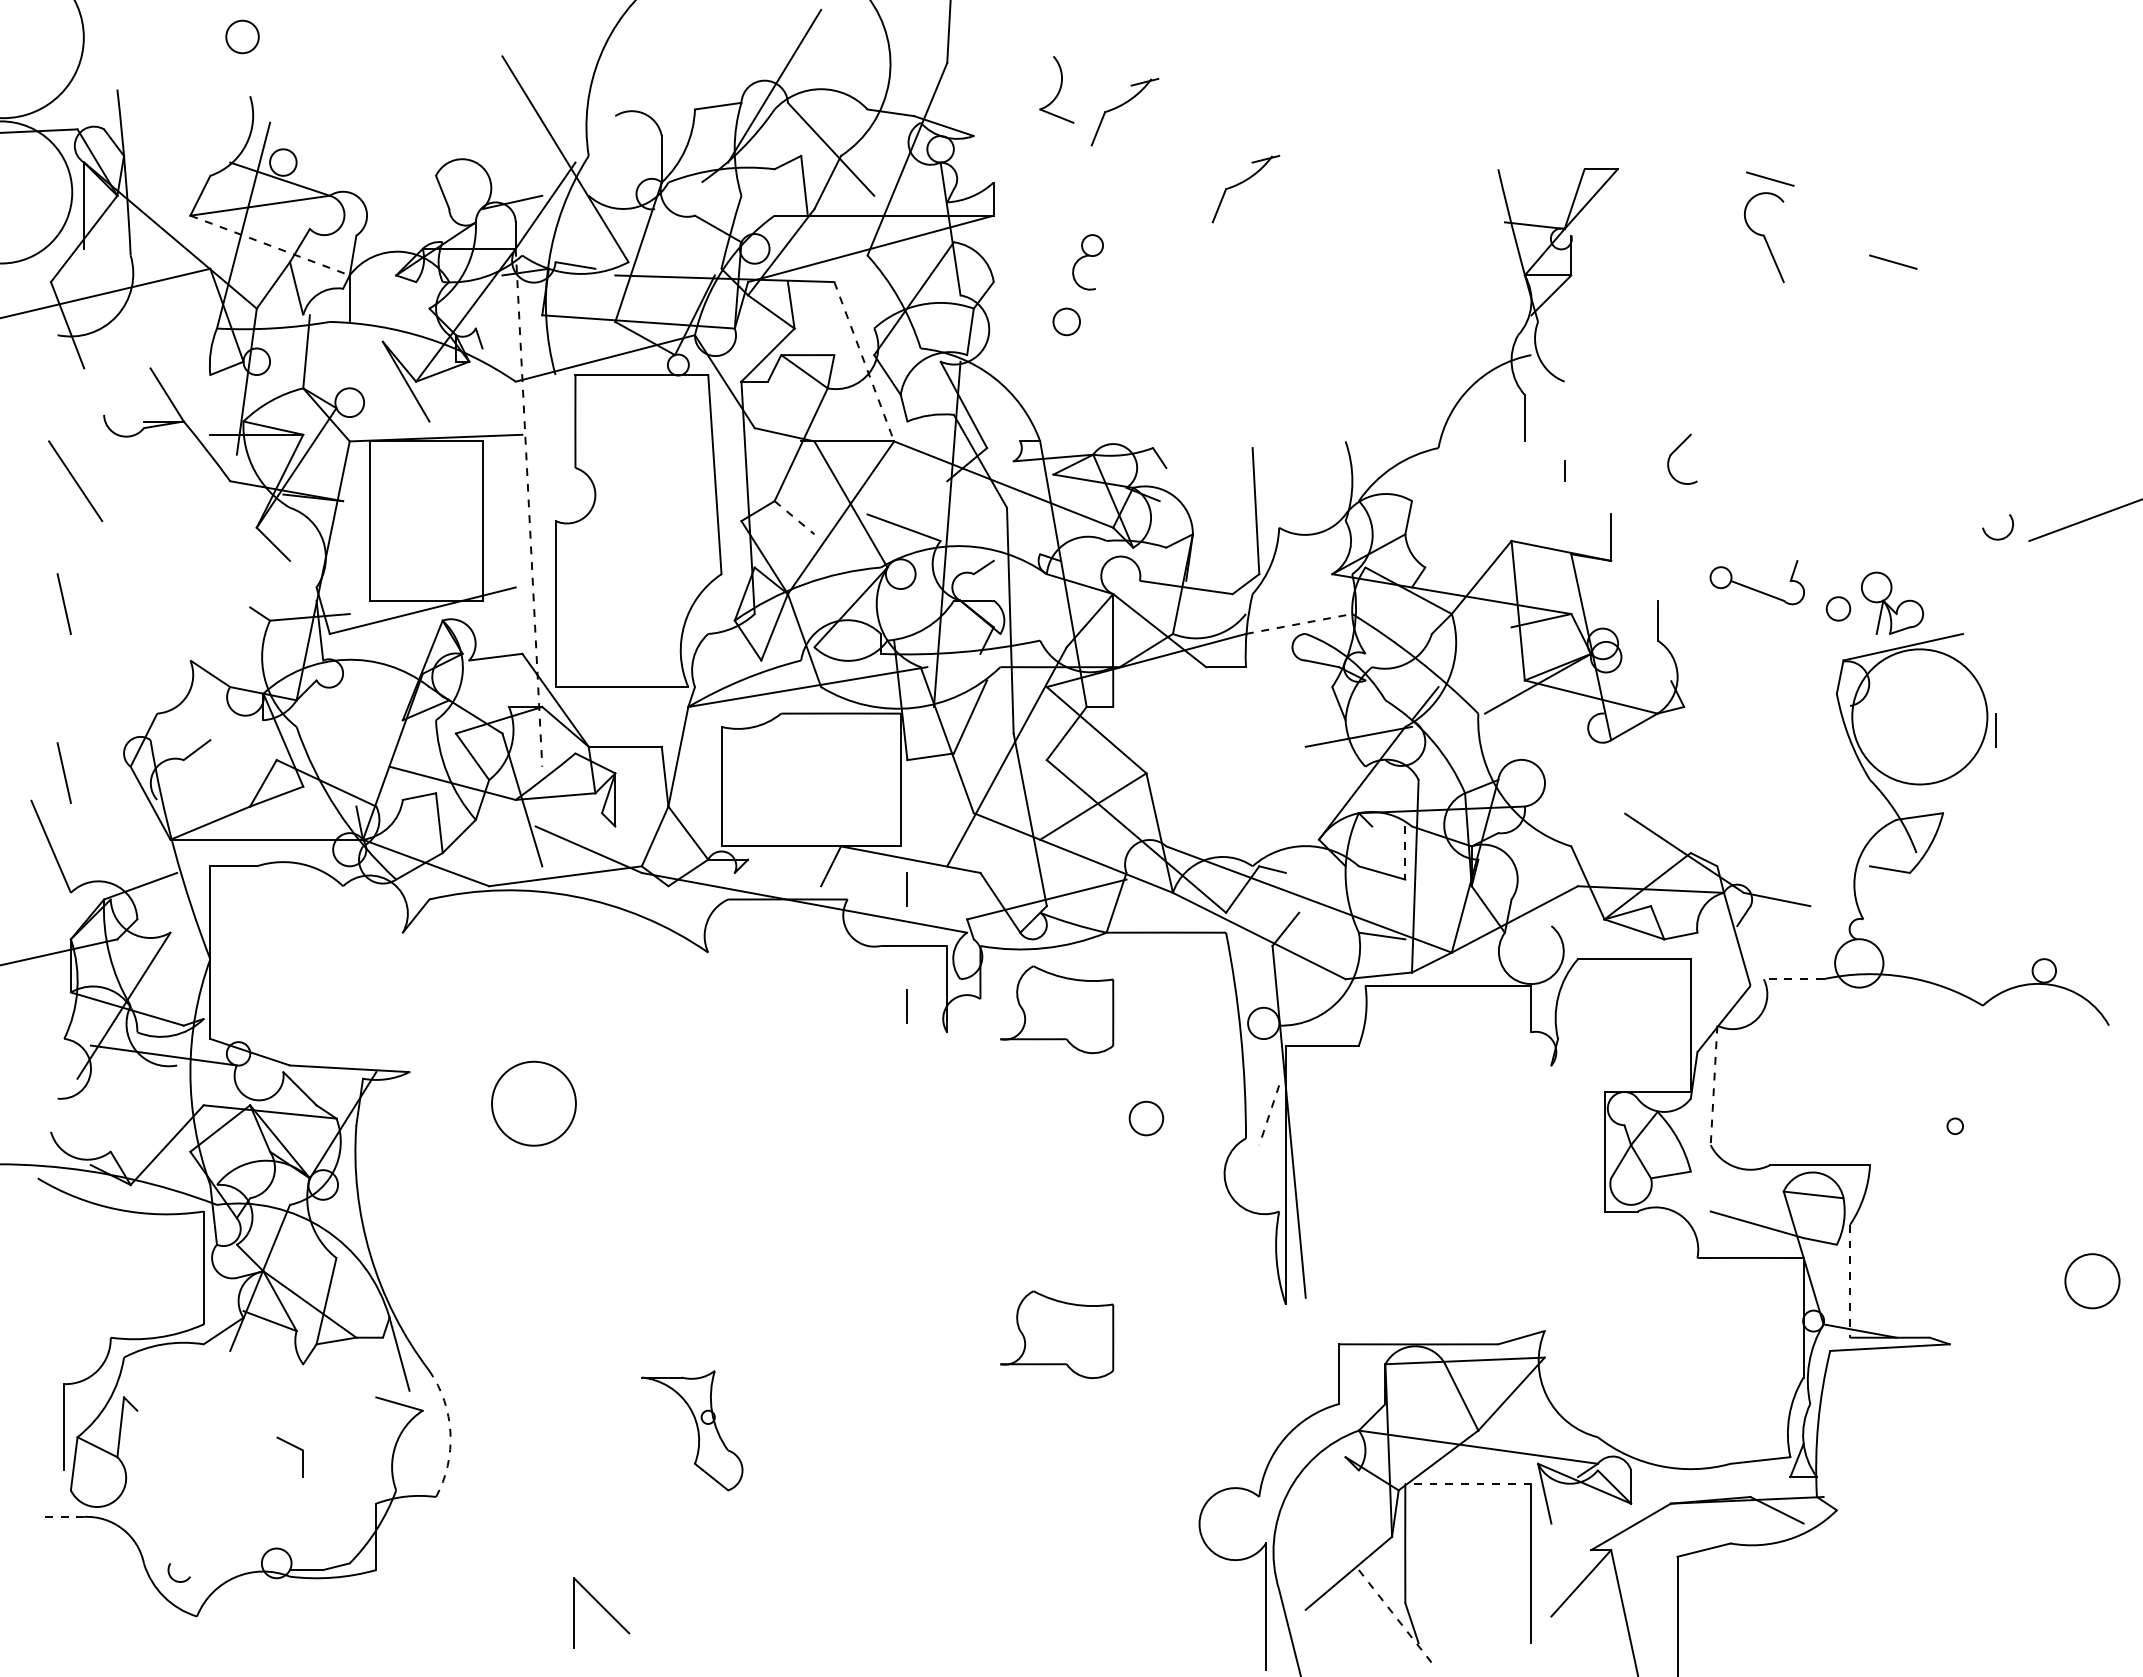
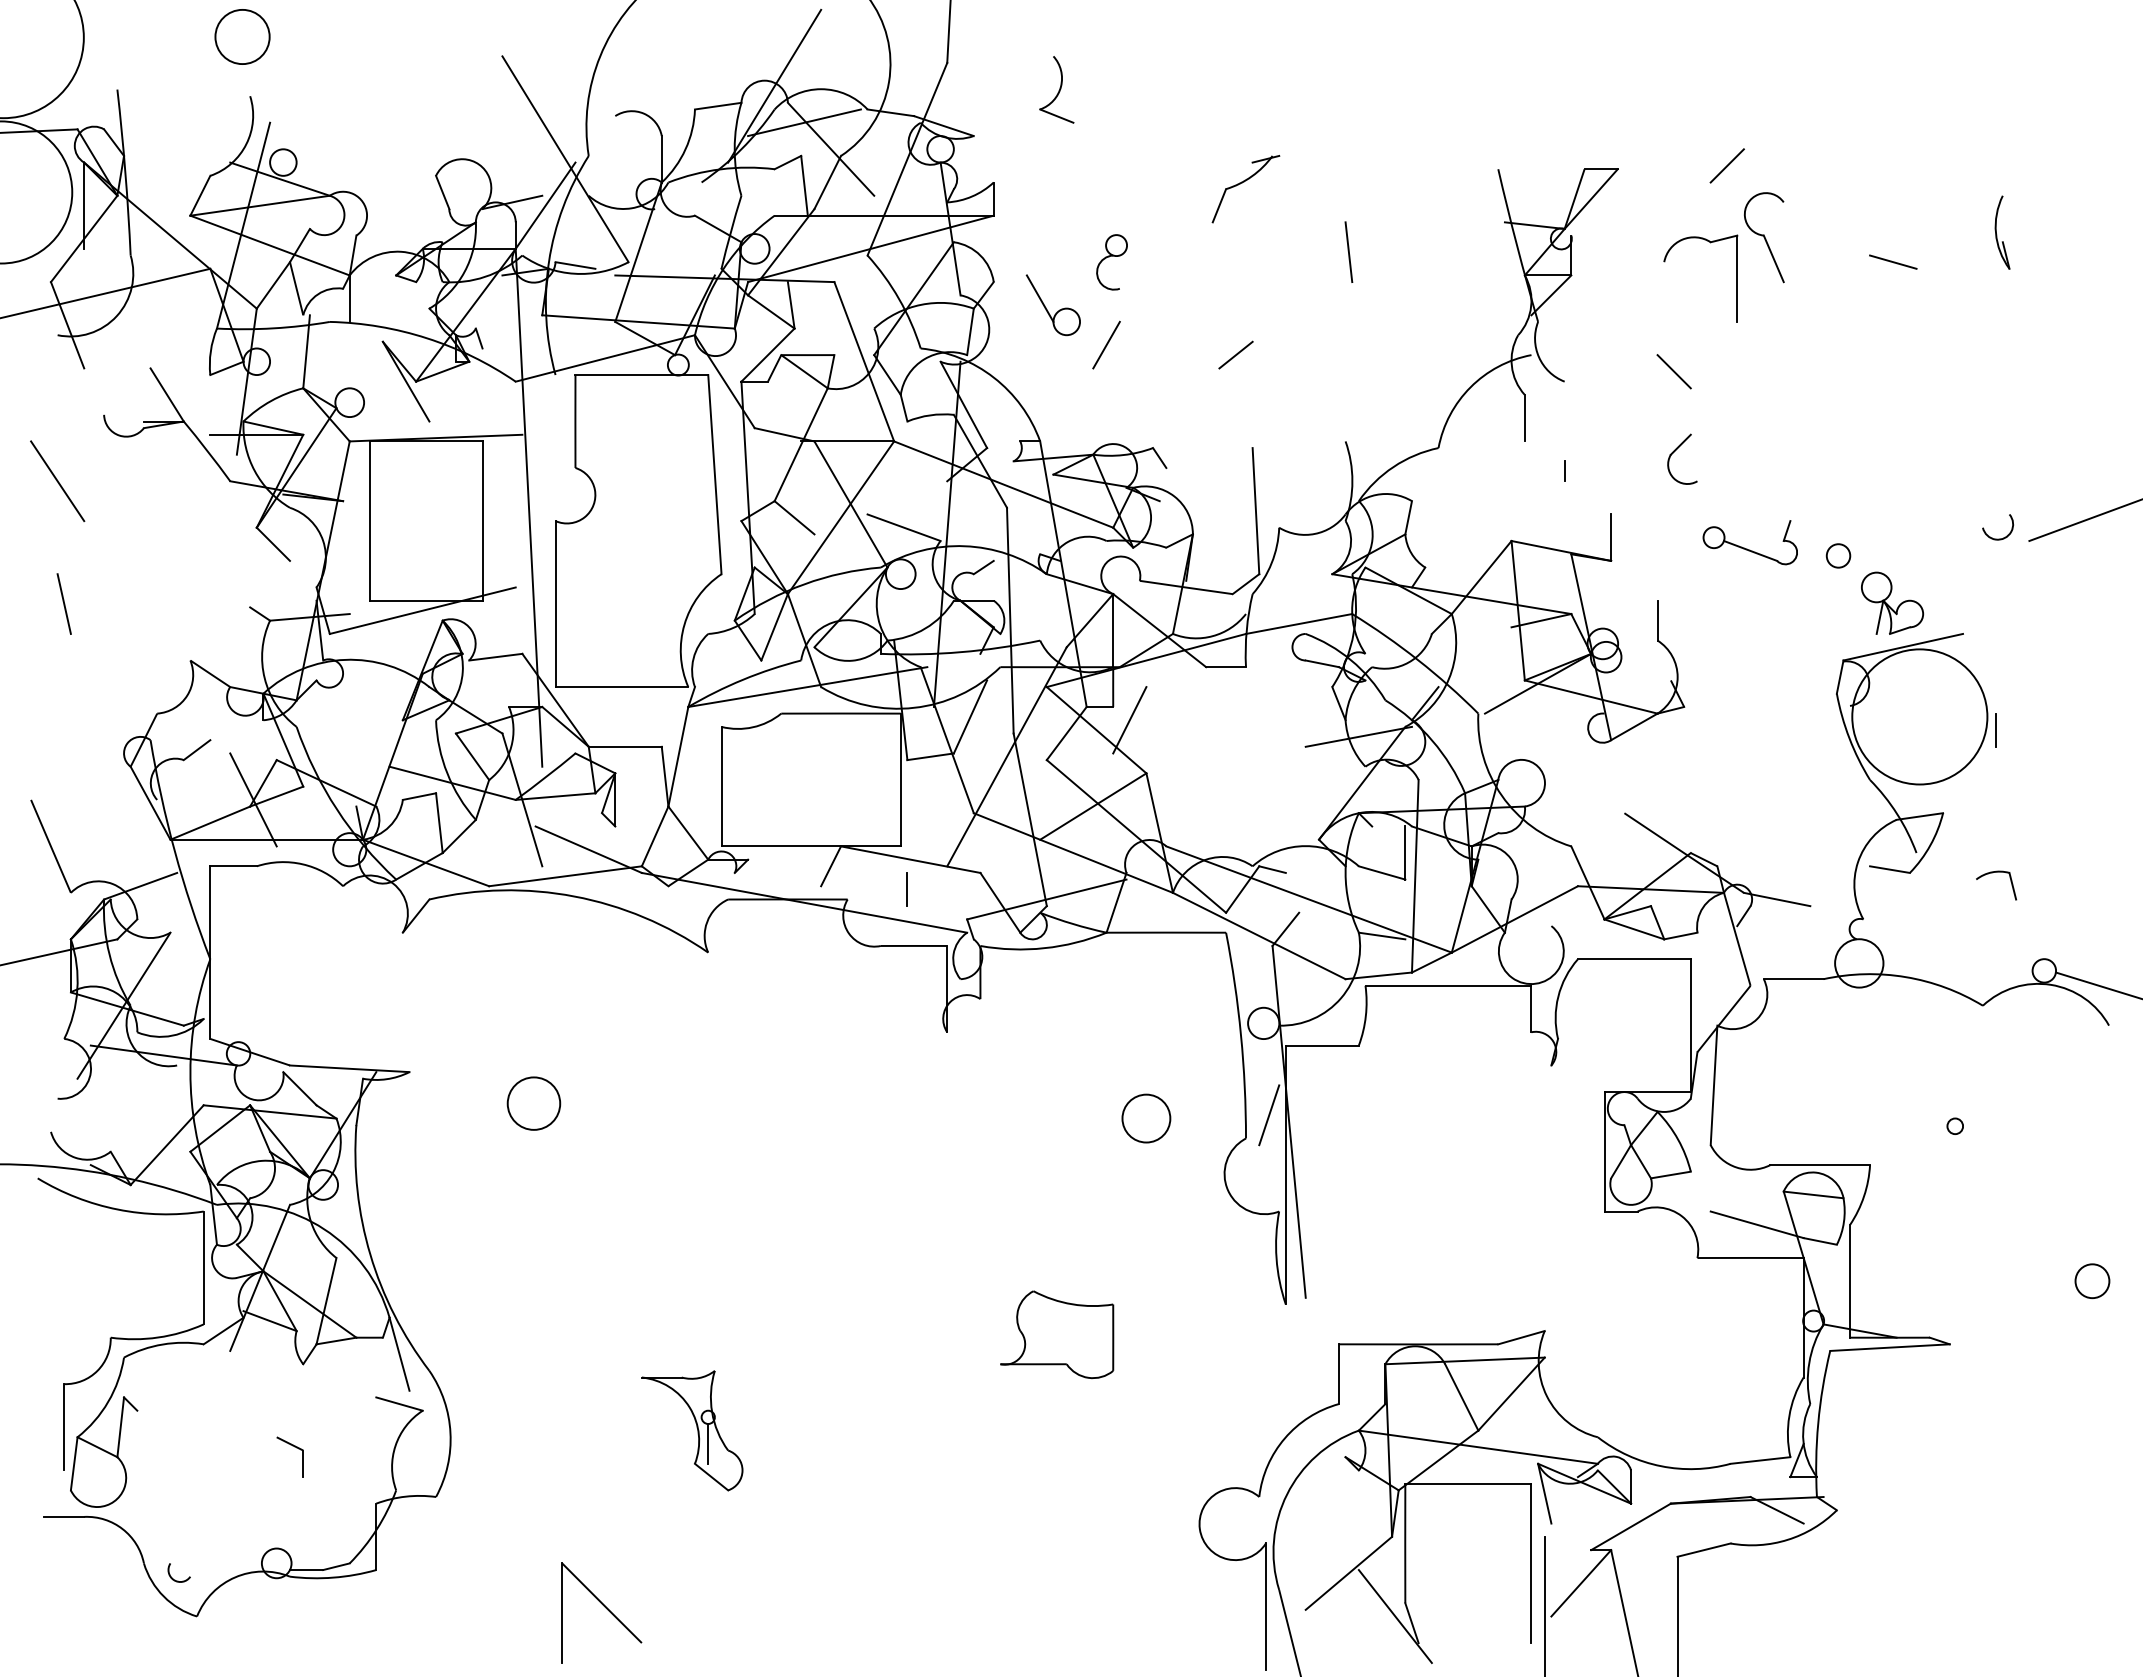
circle diameter: 33 px -> 54 px (242, 36)
part: present -> none (1121, 106)
line: none -> present (804, 122)
line: none -> present (1726, 165)
line: present -> none (1770, 178)
part: none -> present (2002, 232)
line: dashed -> solid (270, 245)
line: none -> present (1348, 252)
part position: (1087, 262) -> (1111, 262) (1111, 262)
part: none -> present (1736, 278)
line: none -> present (1039, 298)
line: none -> present (1106, 344)
line: none -> present (1235, 354)
line: dashed -> solid (864, 362)
line: none -> present (1673, 371)
line position: (75, 480) -> (57, 480) (57, 480)
line: dashed -> solid (529, 508)
line: dashed -> solid (794, 517)
part position: (1754, 588) -> (1747, 548) (1747, 548)
circle position: (1838, 608) -> (1838, 555) (1838, 555)
line: dashed -> solid (1299, 623)
line: none -> present (1129, 720)
line: present -> none (63, 772)
line: none -> present (253, 799)
line: dashed -> solid (1405, 853)
part: none -> present (1992, 873)
line: dashed -> solid (1793, 979)
line: none -> present (2097, 985)
line: present -> none (906, 1006)
part: present -> none (1057, 1009)
line: dashed -> solid (1714, 1085)
circle size: 86x87 px -> 56x55 px (533, 1103)
line: dashed -> solid (1269, 1115)
circle size: 37x37 px -> 51x51 px (1146, 1118)
line: dashed -> solid (1850, 1281)
circle diameter: 54 px -> 34 px (2092, 1281)
arc: dashed -> solid (450, 1433)
line: none -> present (708, 1443)
line: dashed -> solid (1467, 1483)
line: dashed -> solid (64, 1516)
line: none -> present (1544, 1604)
part size: 58x72 px -> 82x102 px (601, 1612)
line: dashed -> solid (1395, 1616)
